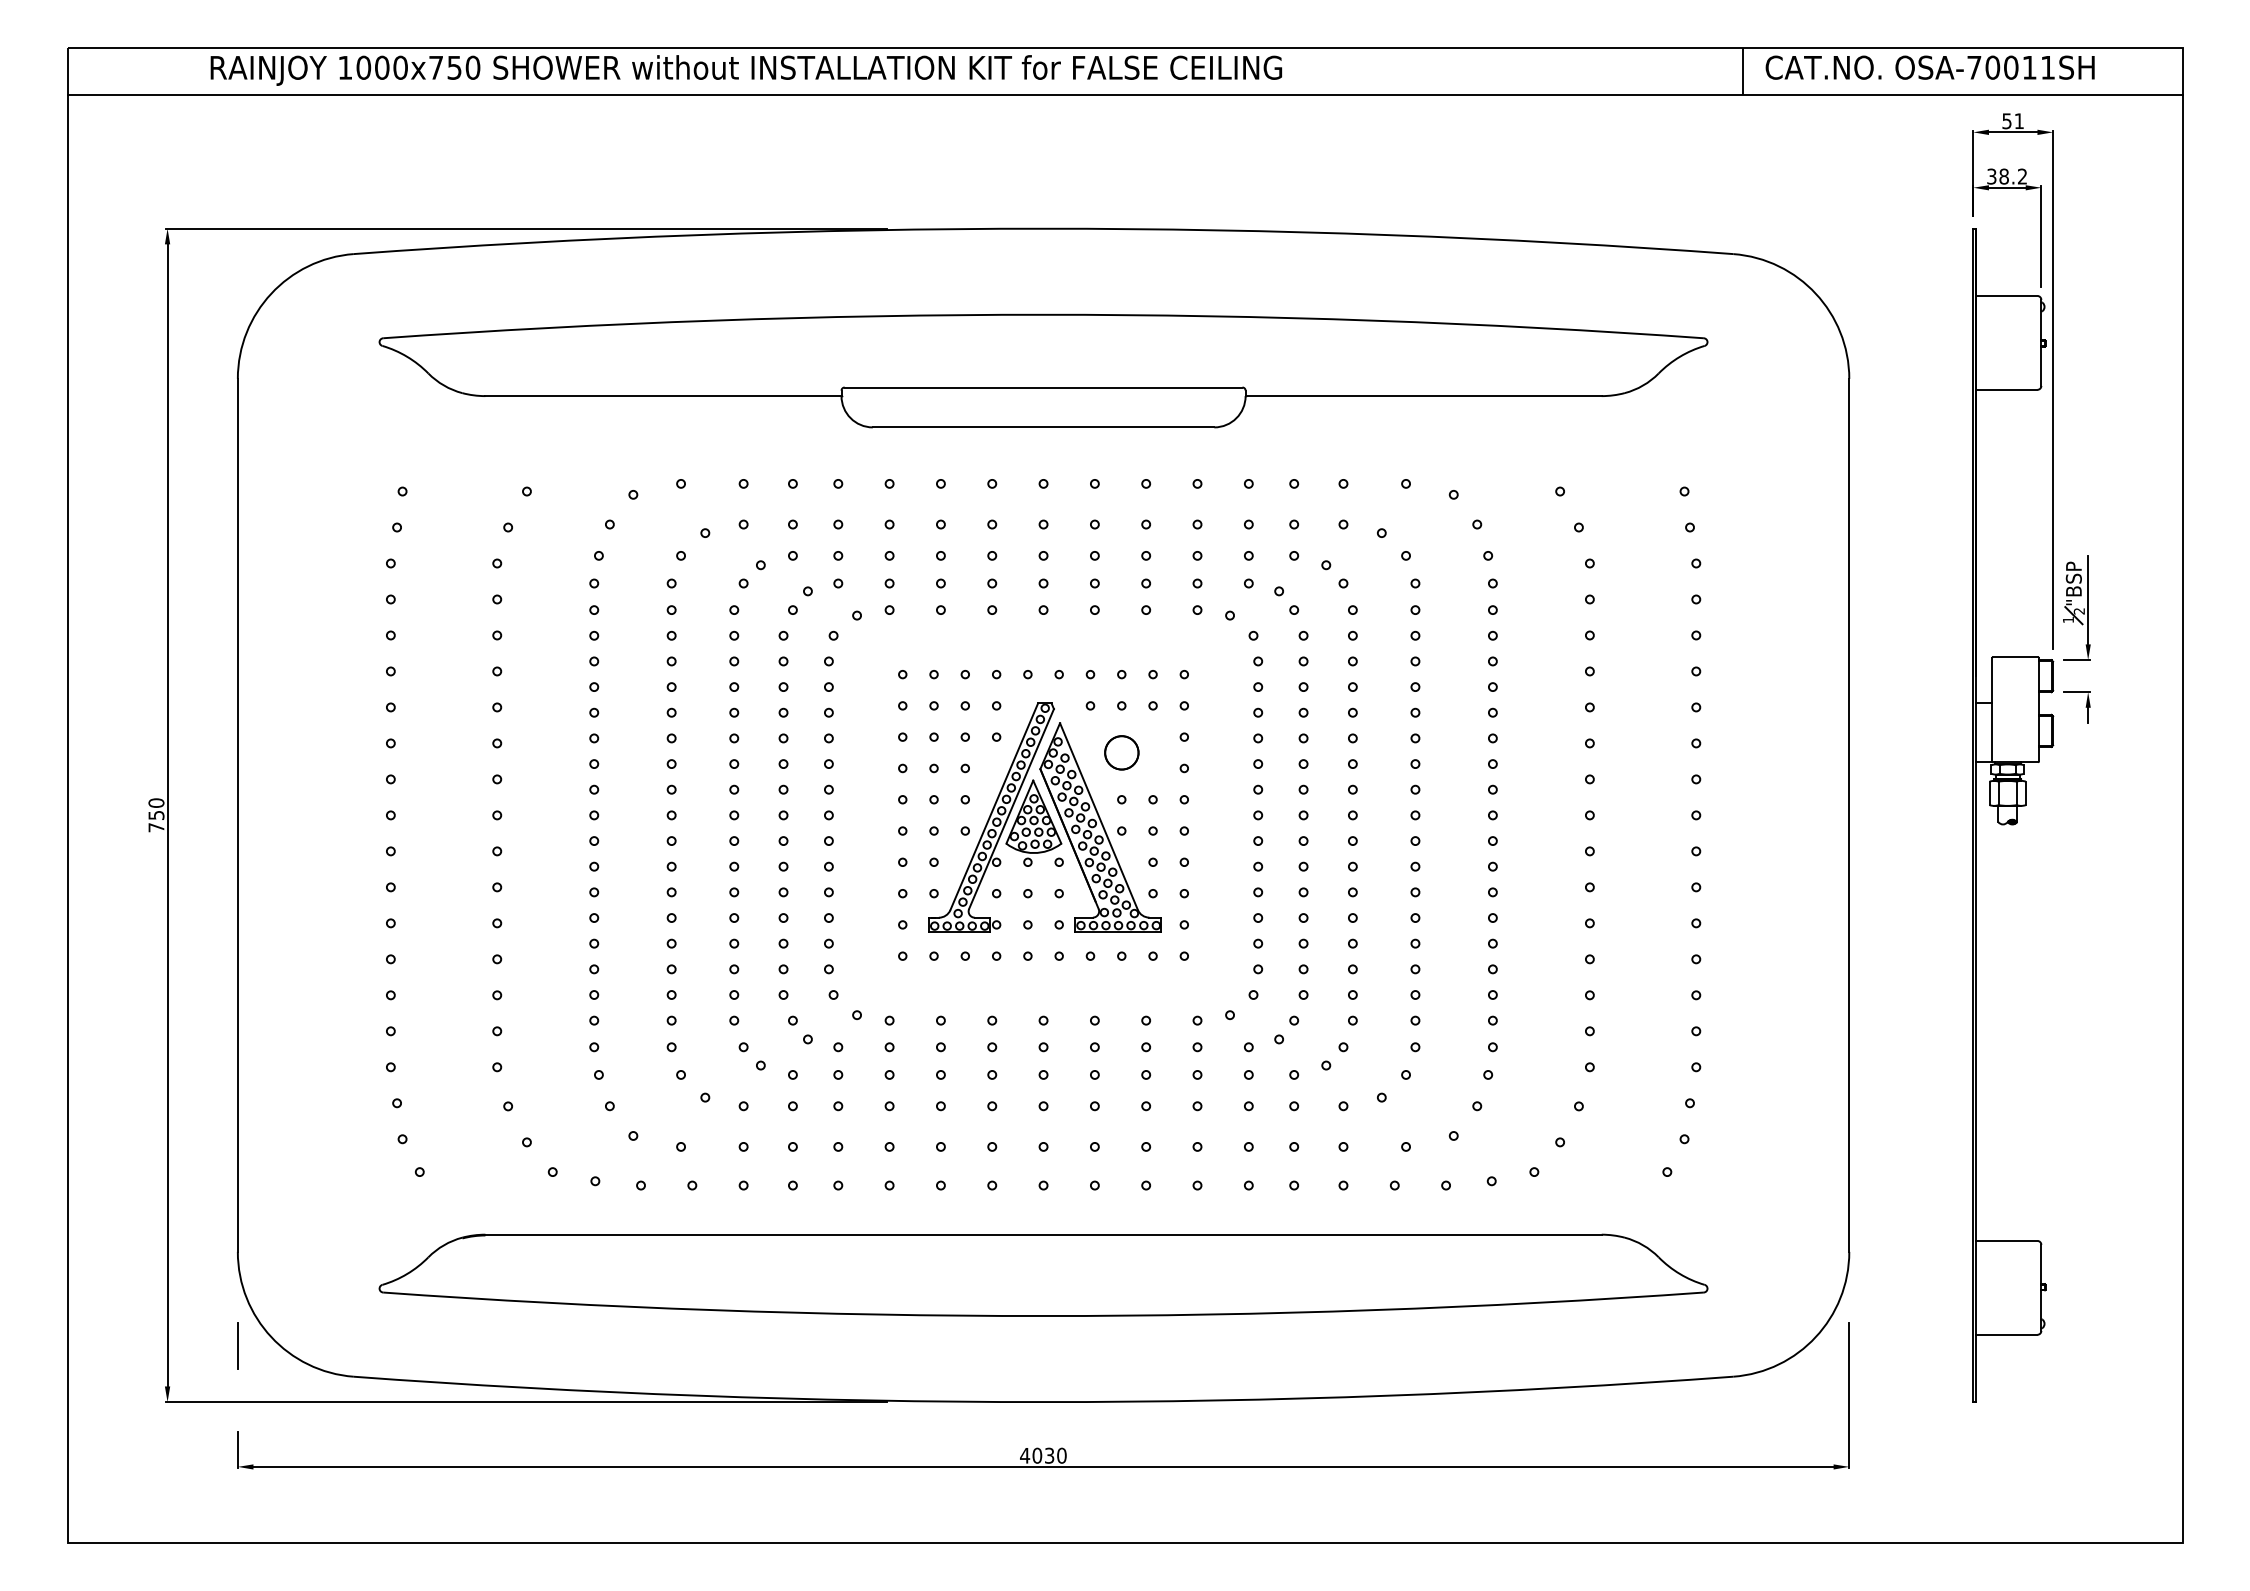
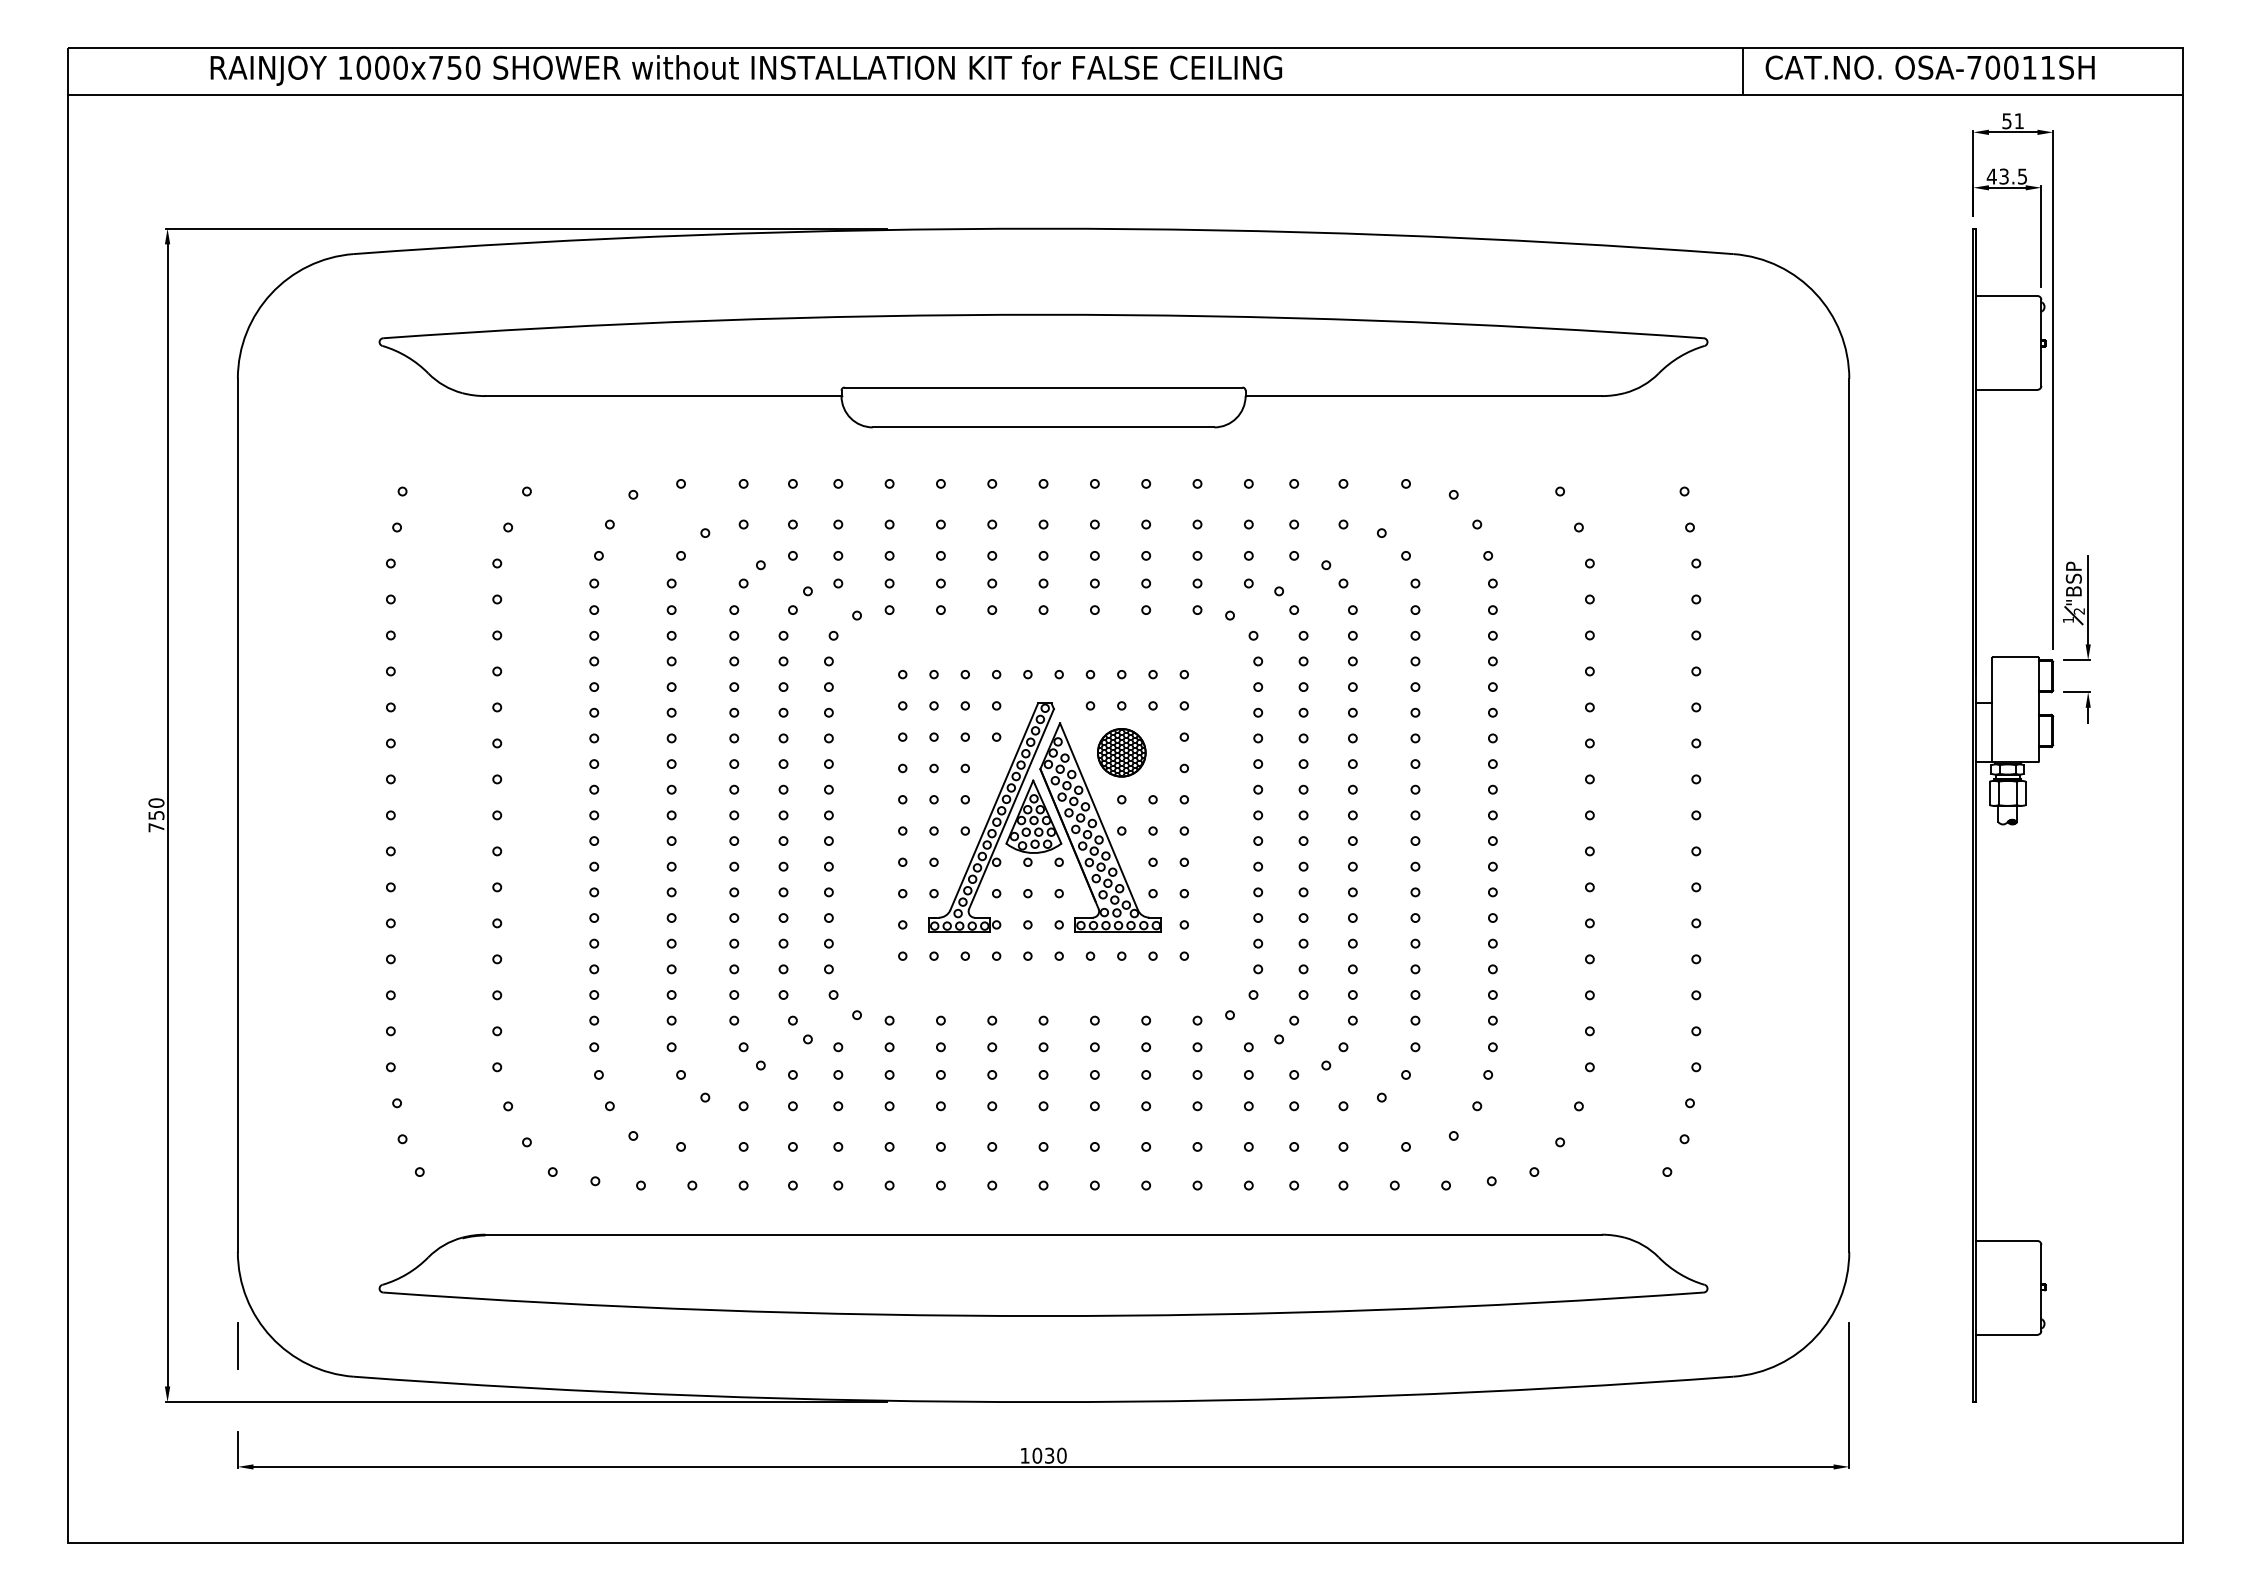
text: 38.2 -> 43.5 (2006, 176)
part size: 36x36 px -> 50x50 px (1121, 752)
text: 4030 -> 1030 (1025, 1455)
